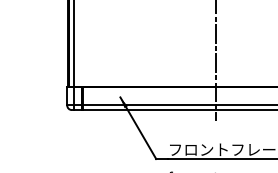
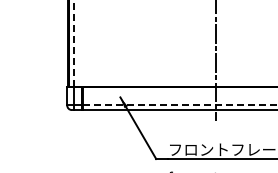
line: solid -> dashed (74, 43)
line: solid -> dashed (180, 105)
